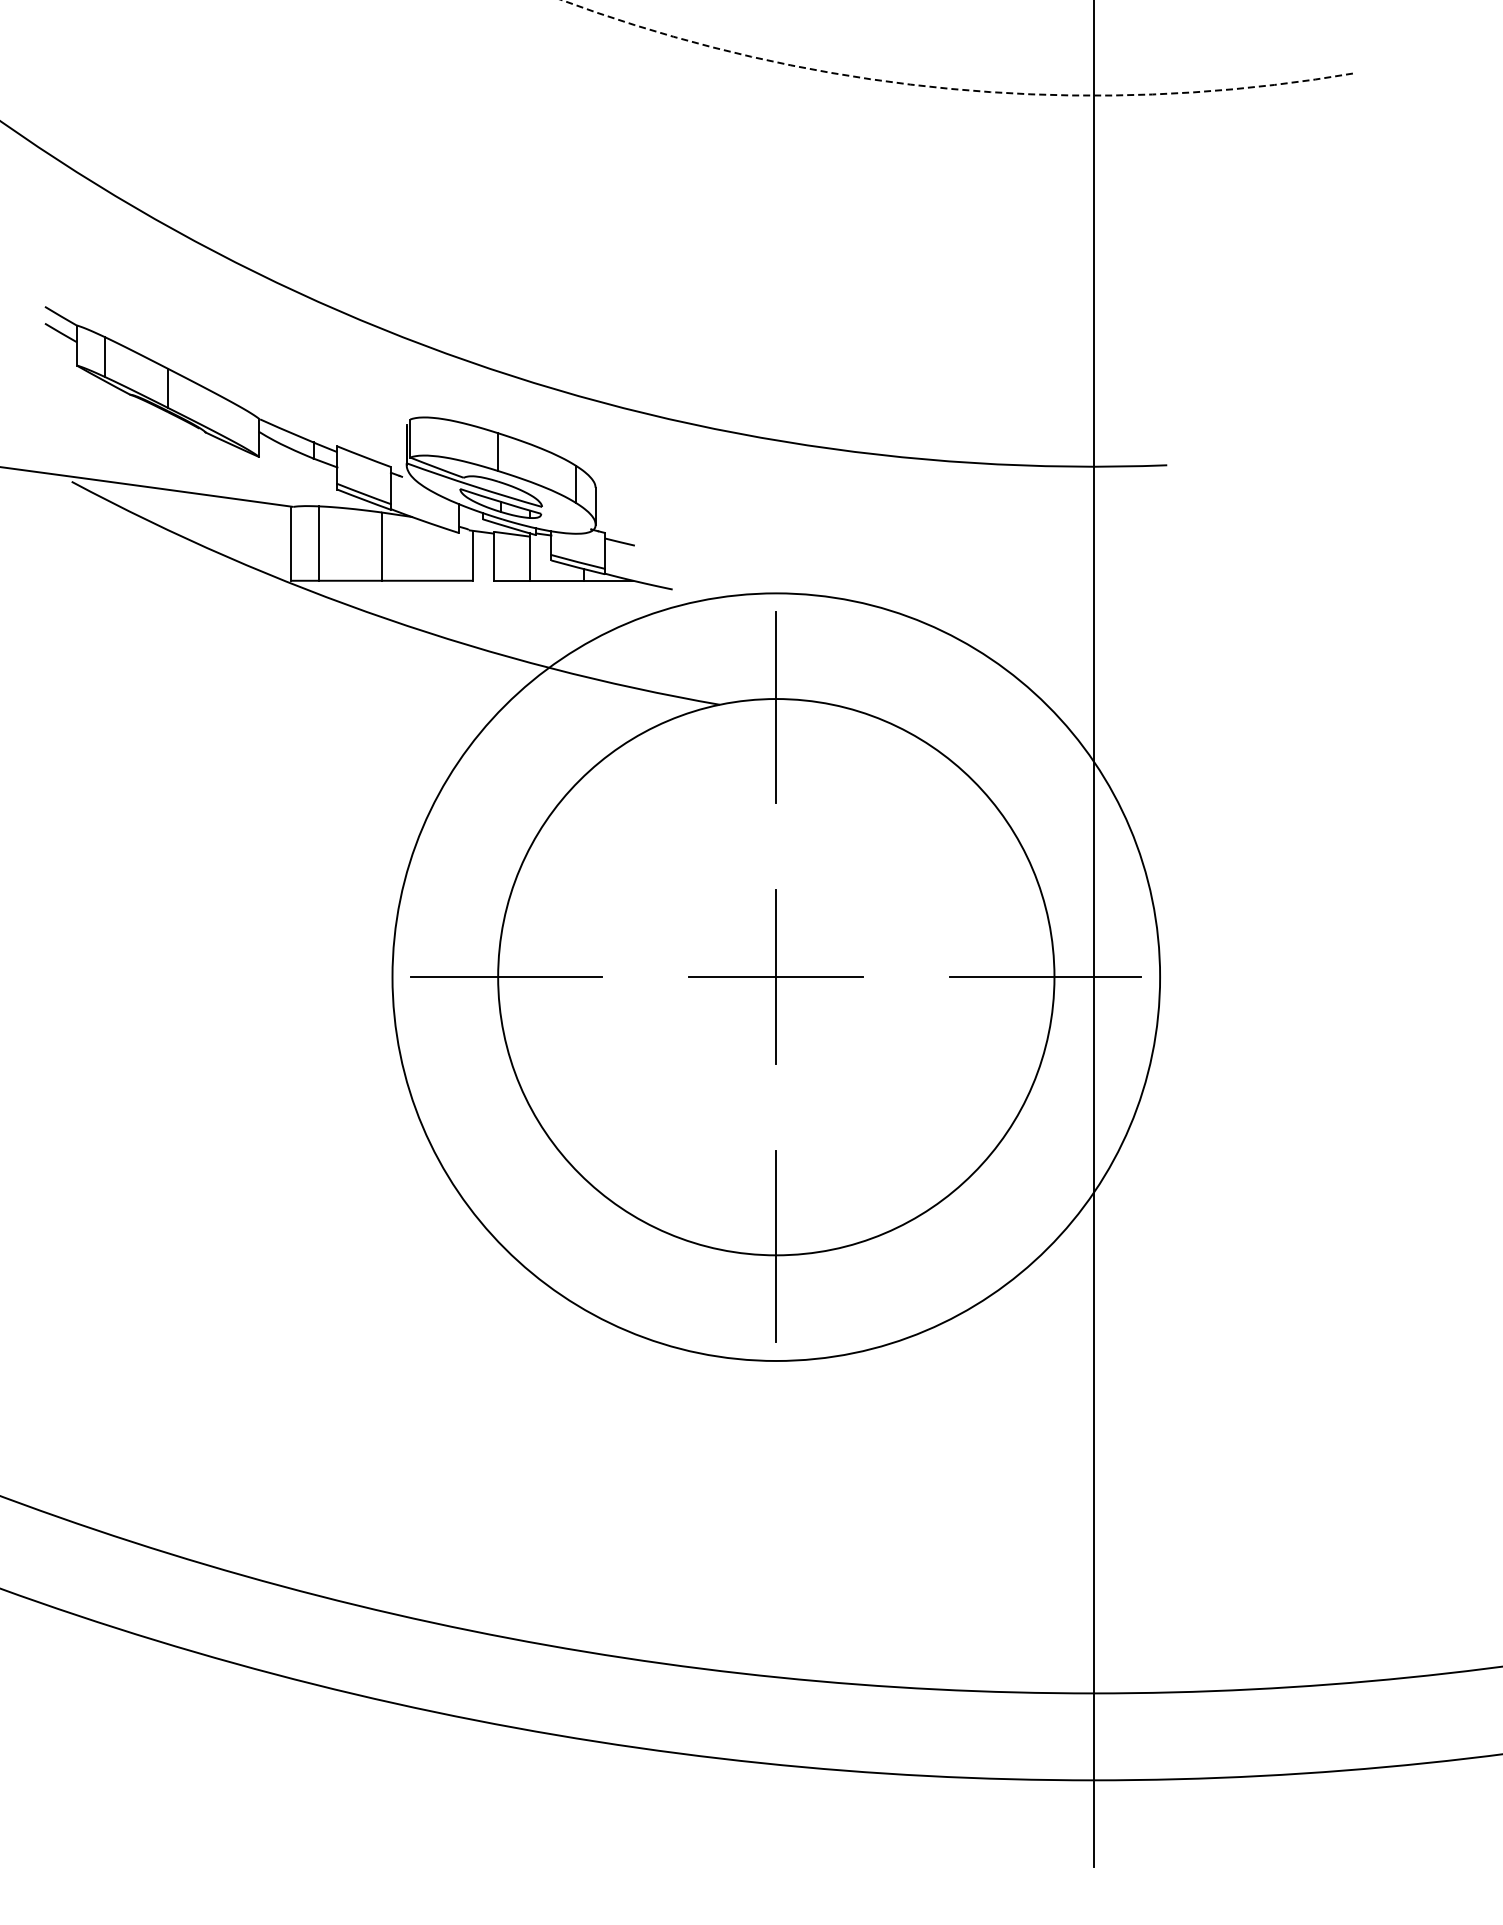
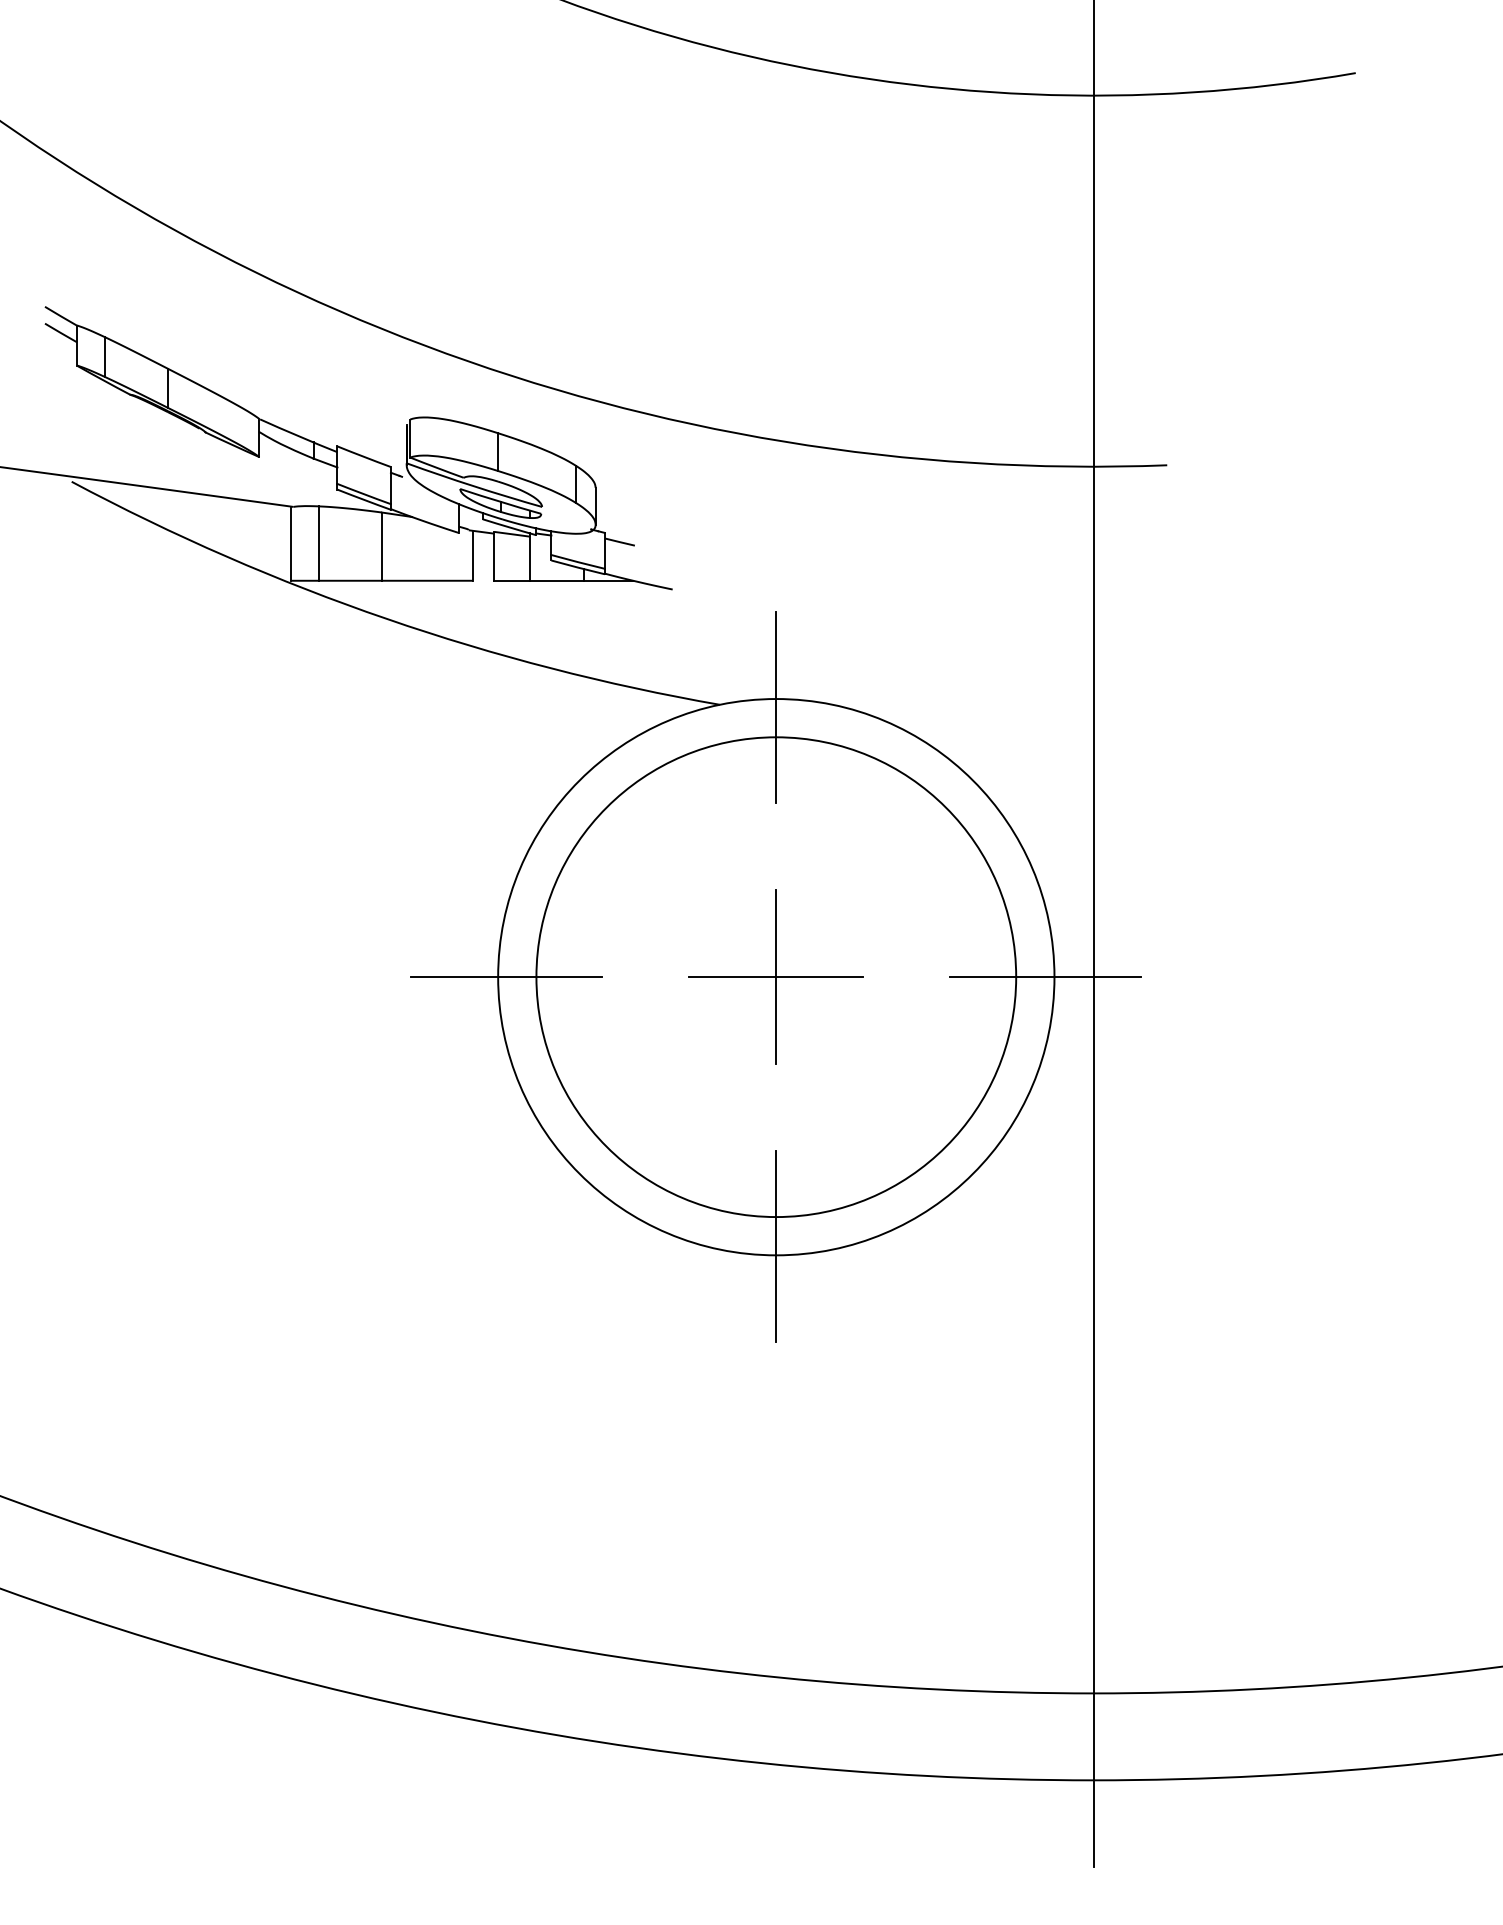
arc: dashed -> solid (960, 89)
circle diameter: 768 px -> 480 px (776, 977)
